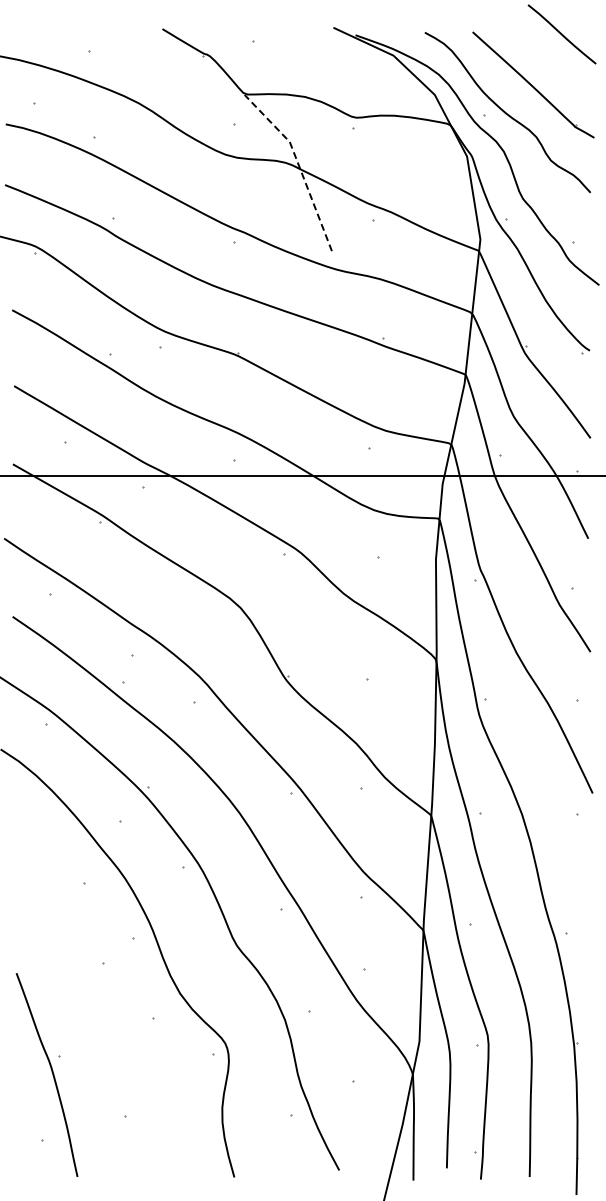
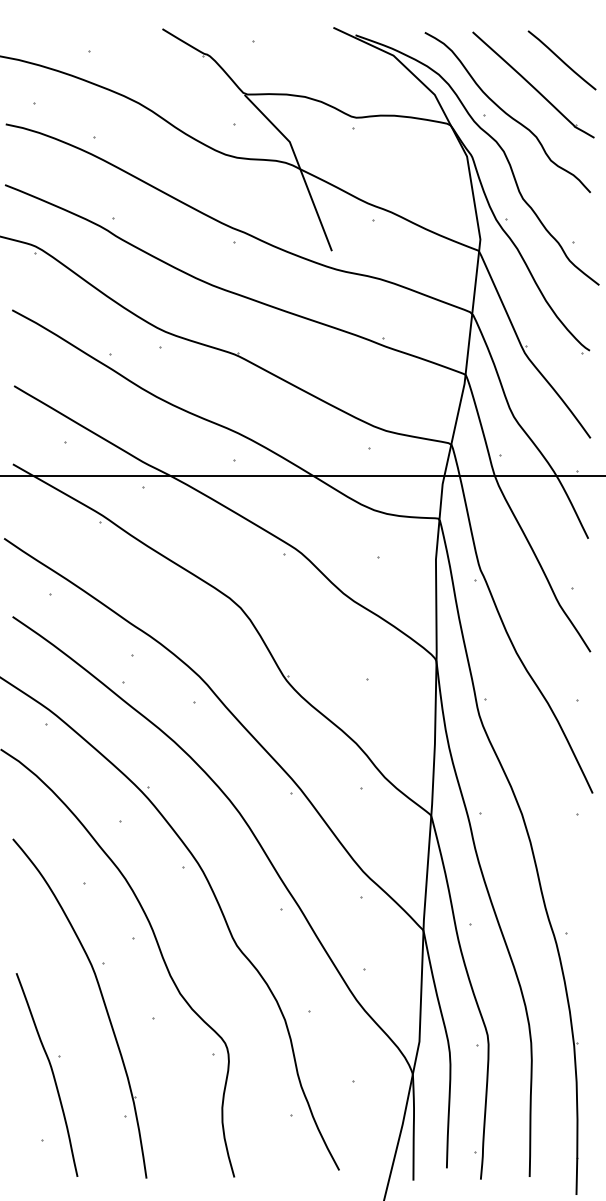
line position: (561, 34) -> (561, 60) (561, 60)
line: dashed -> solid (298, 165)
part: none -> present (102, 1000)
